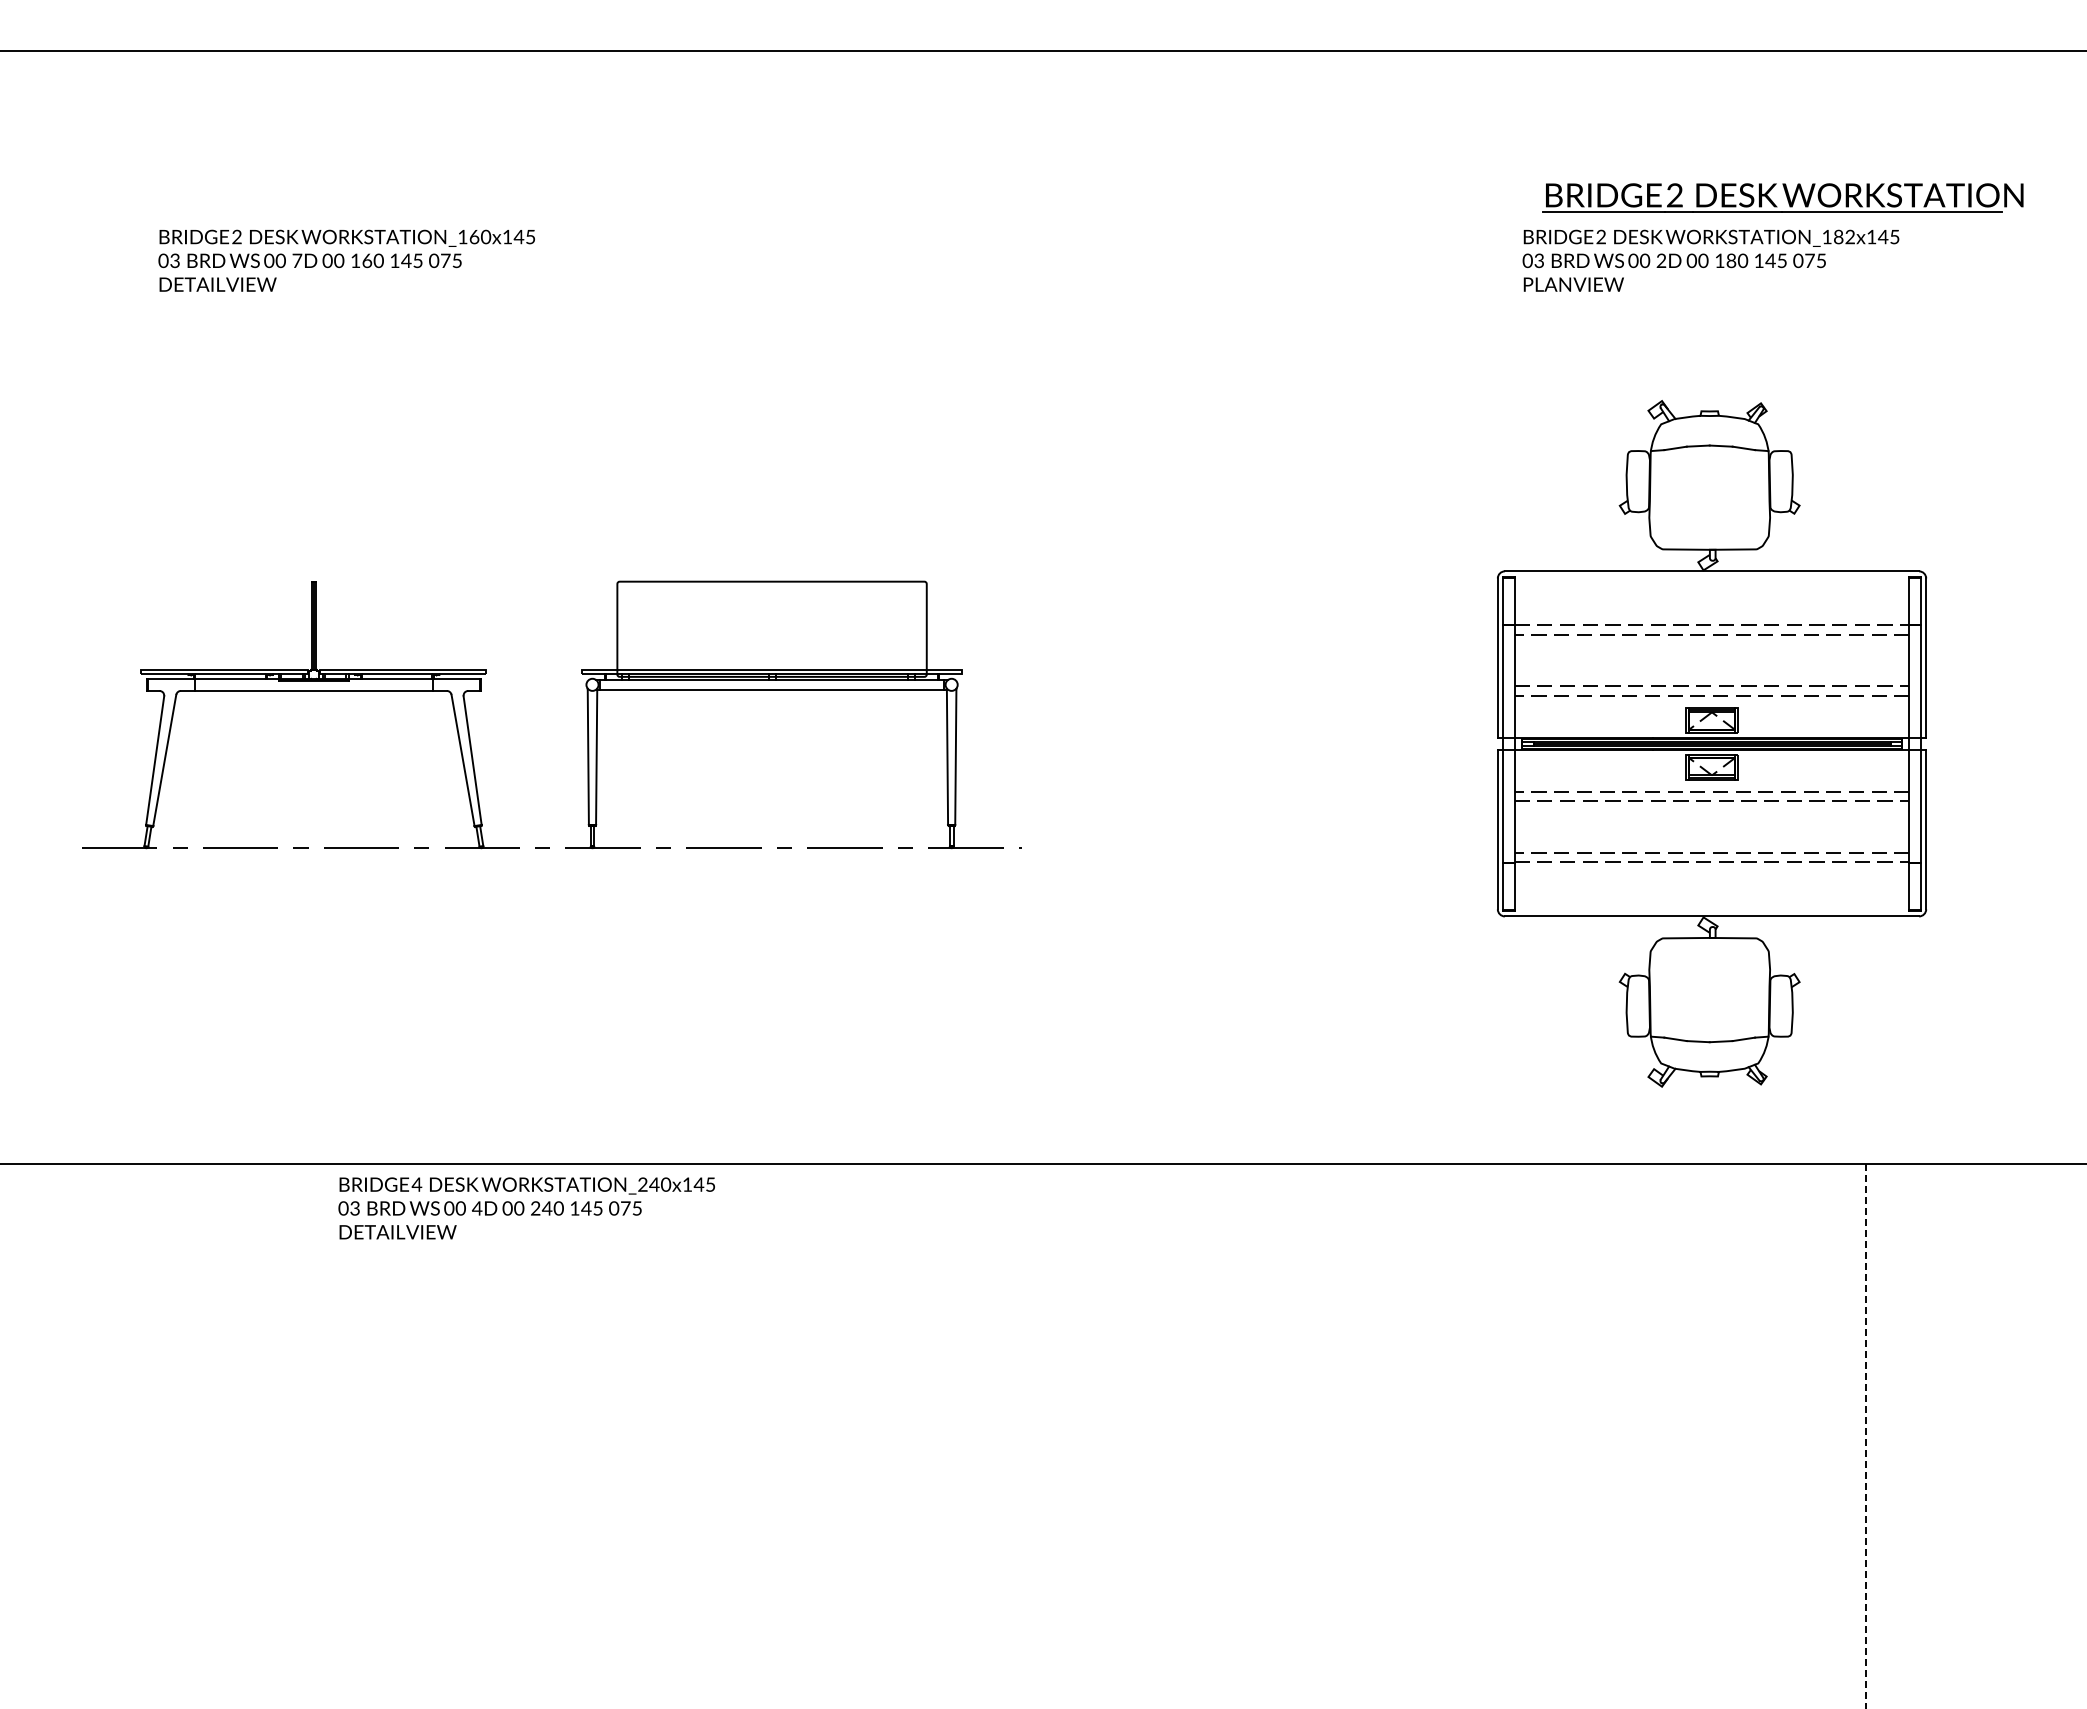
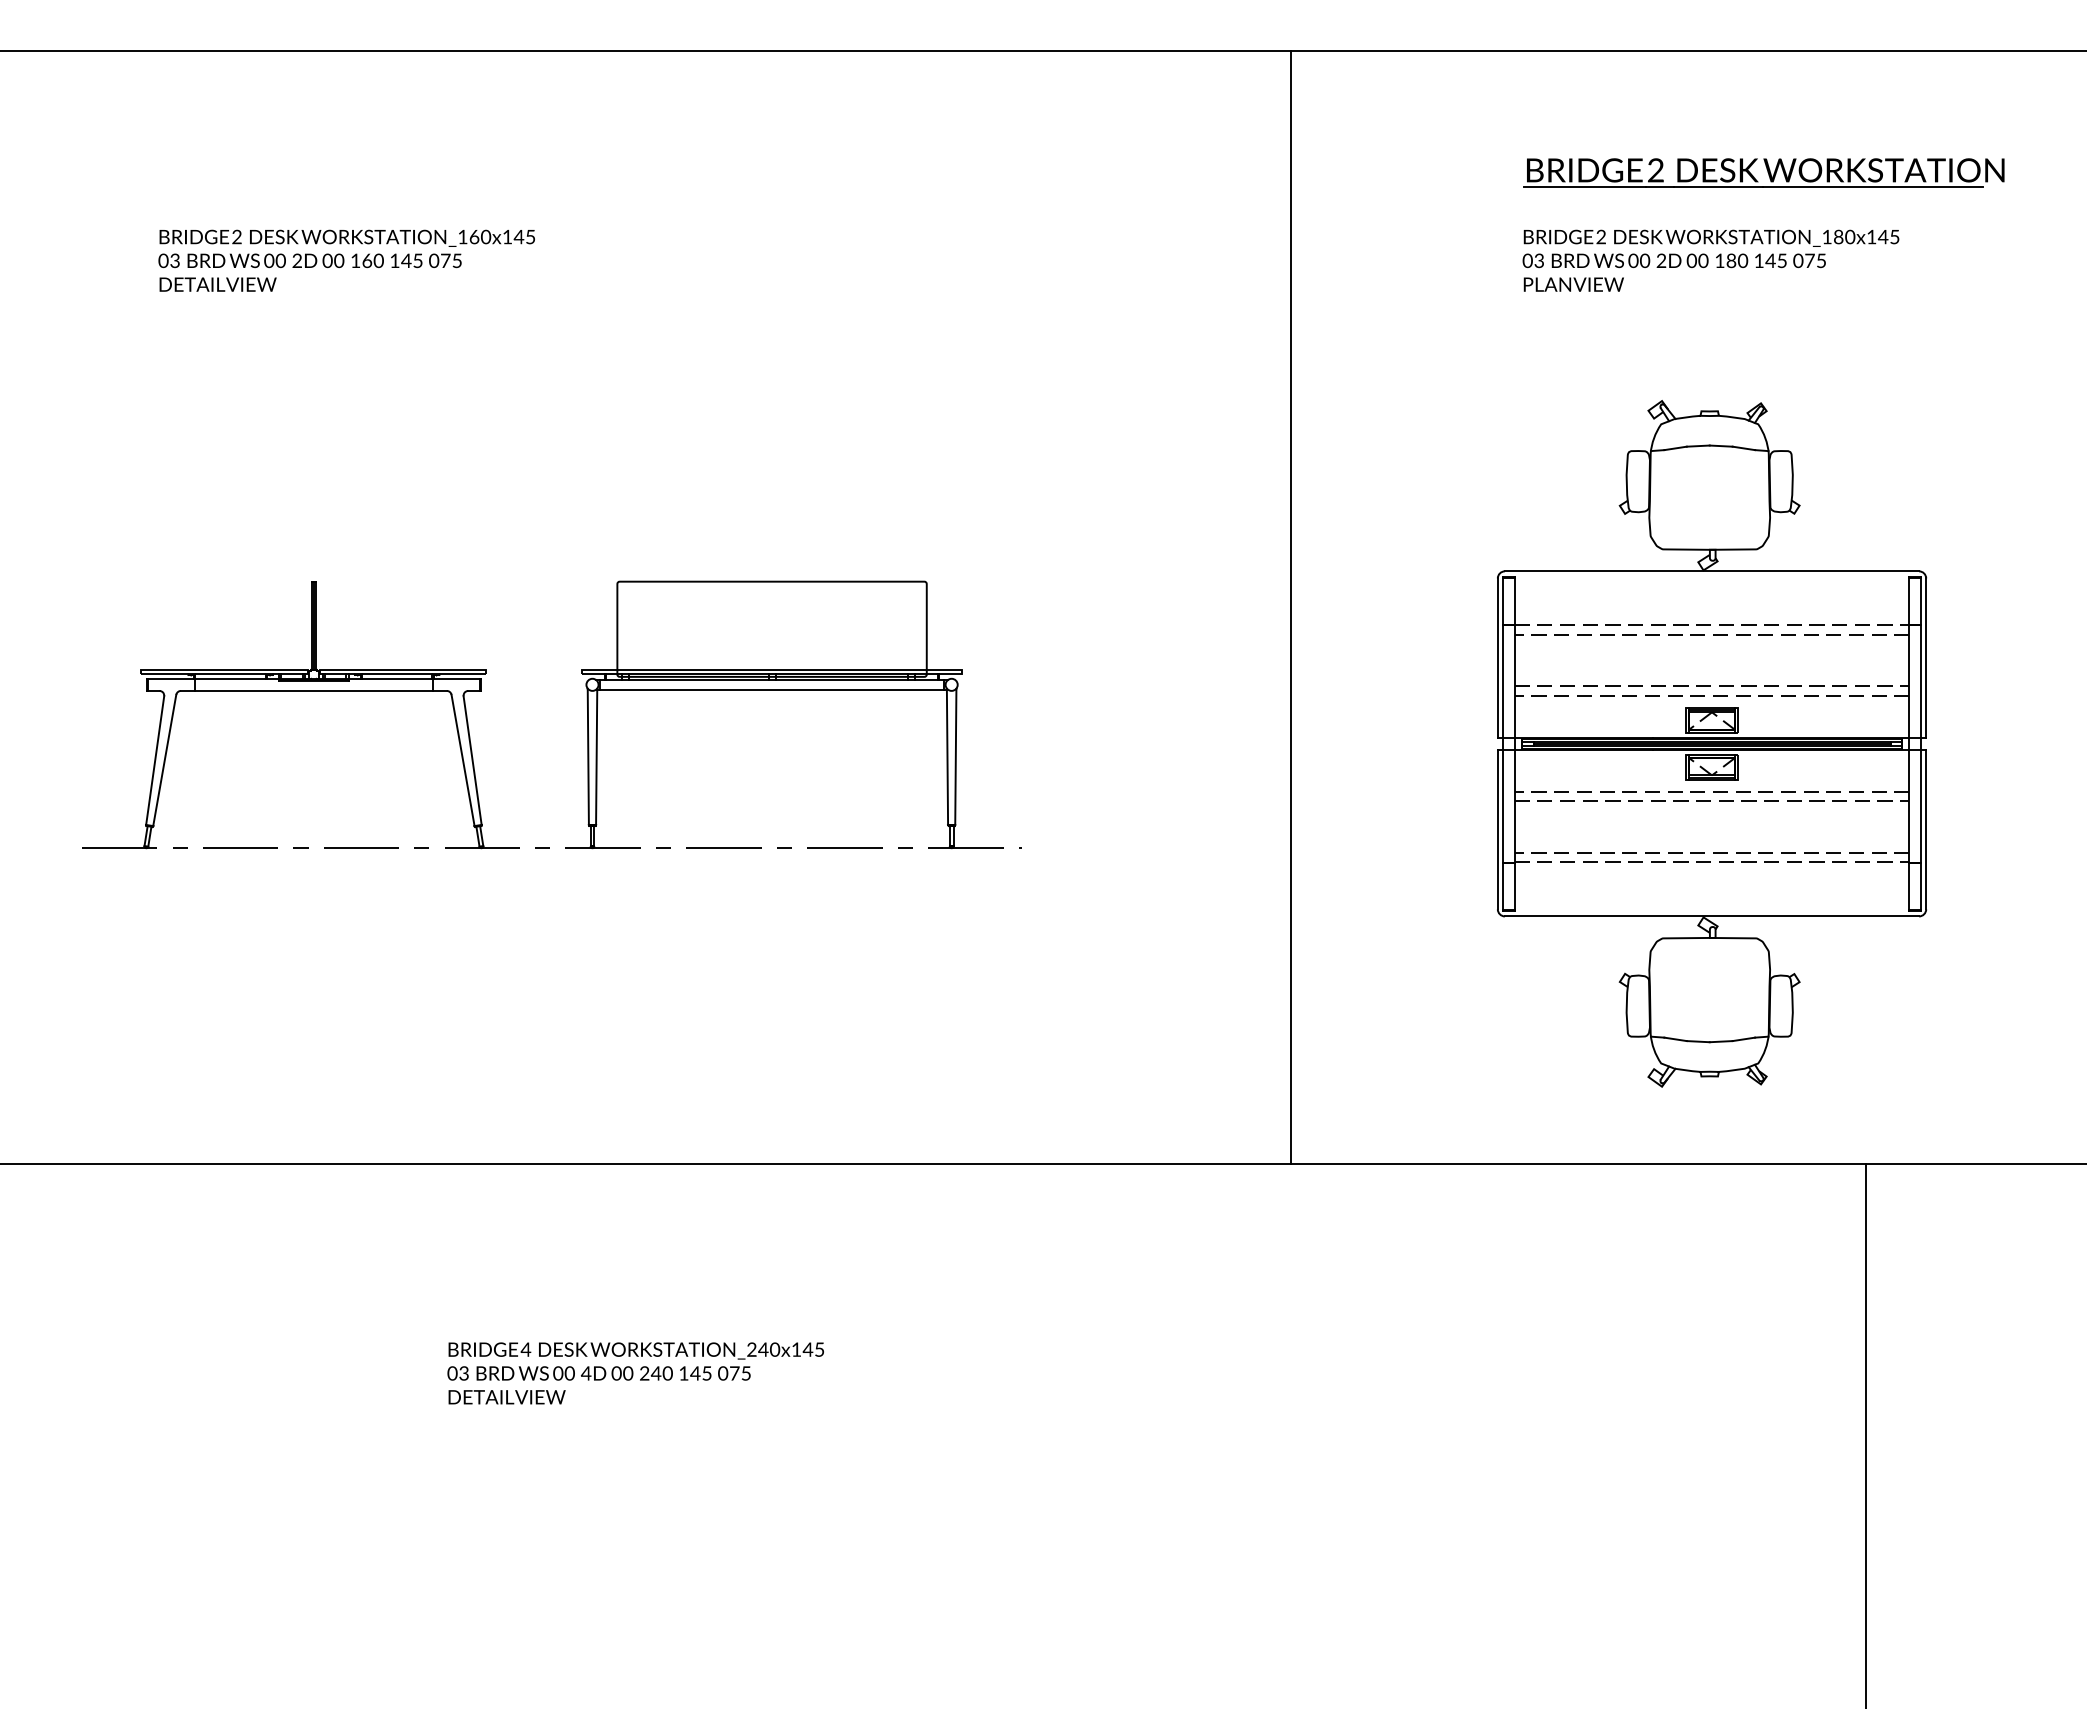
part position: (1782, 197) -> (1763, 172) (1763, 172)
text: WORKSTATION_182x145 -> WORKSTATION_180x145 (1850, 237)
text: 7D -> 2D (297, 260)
line: none -> present (1290, 607)
text position: (526, 1208) -> (635, 1373) (635, 1373)
line: dashed -> solid (1865, 1436)
